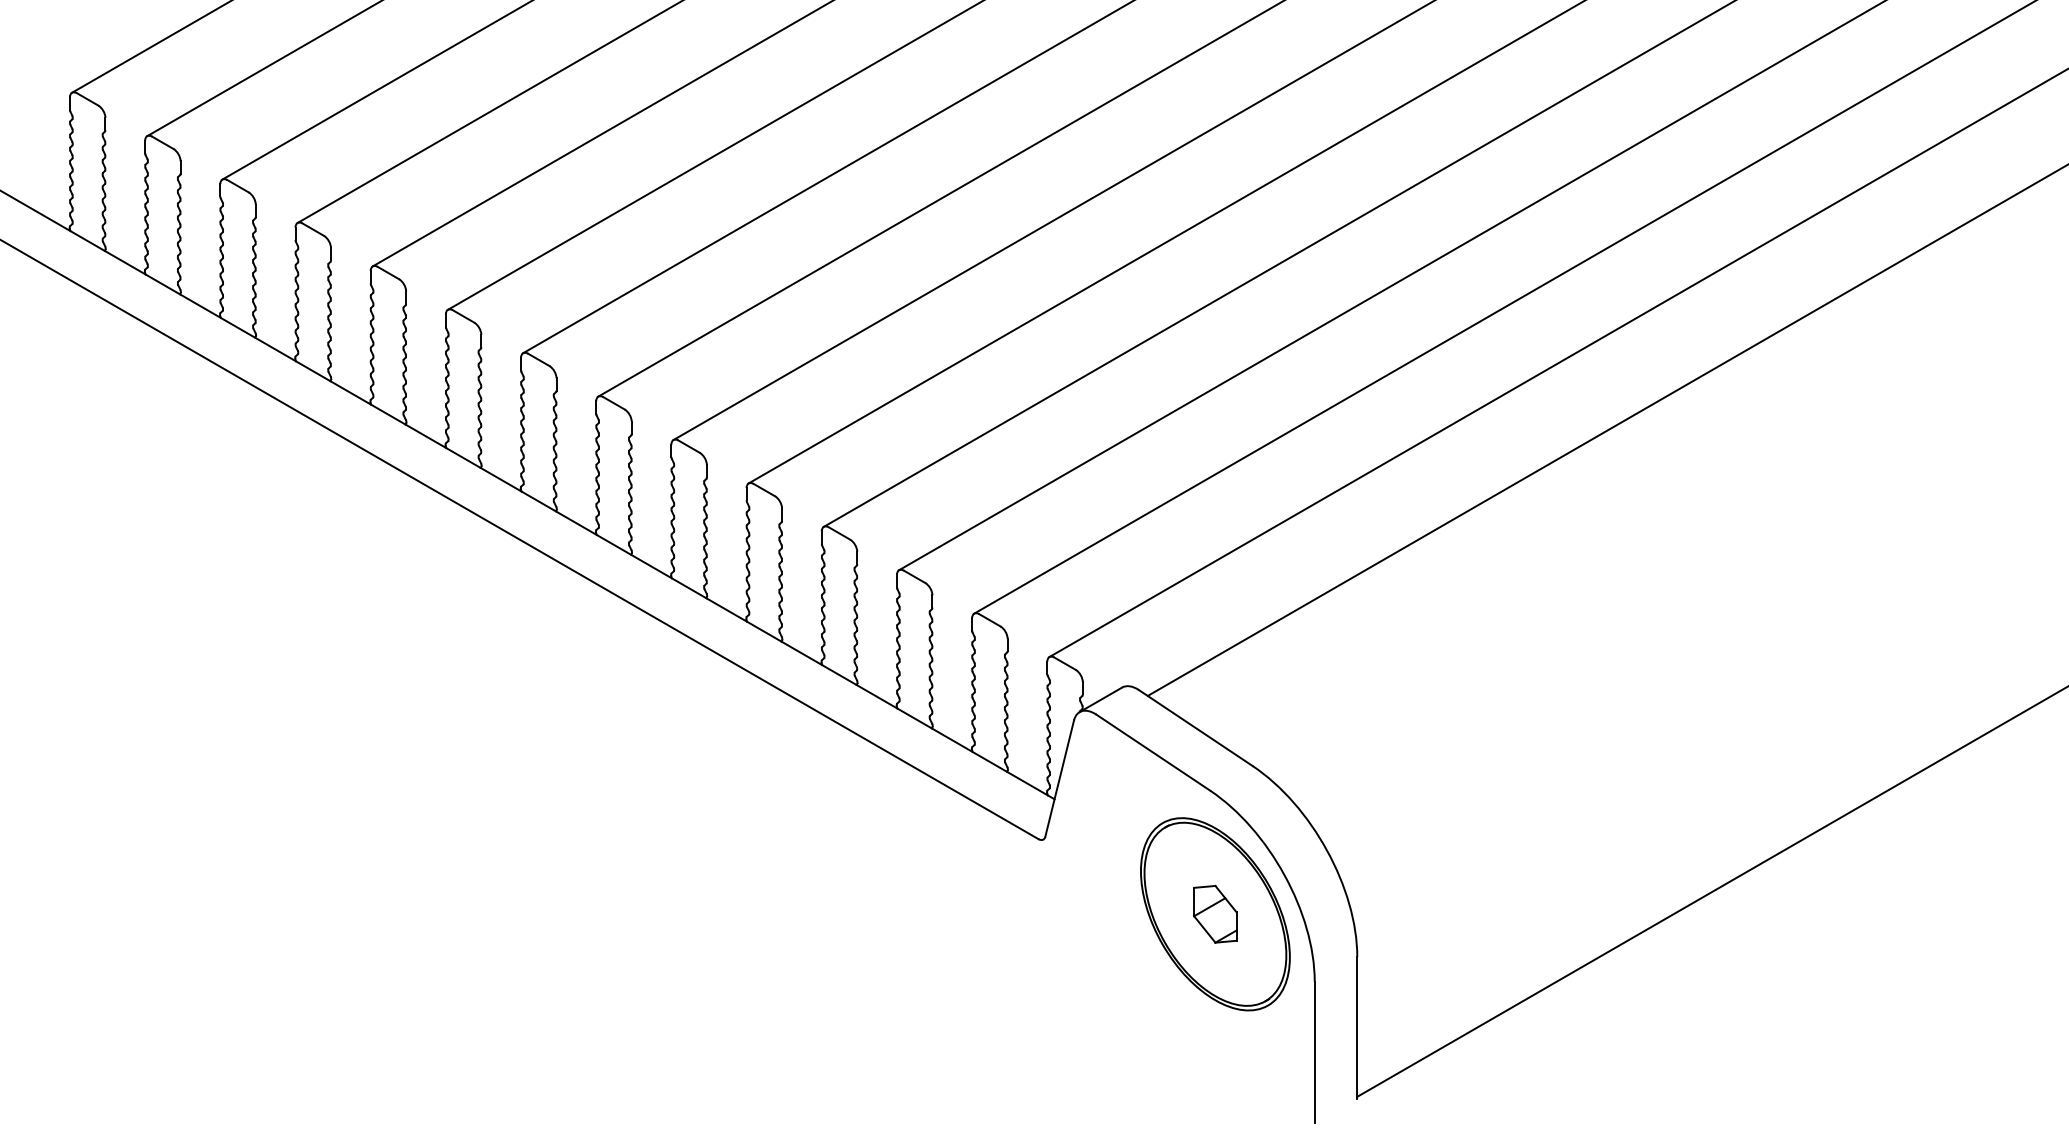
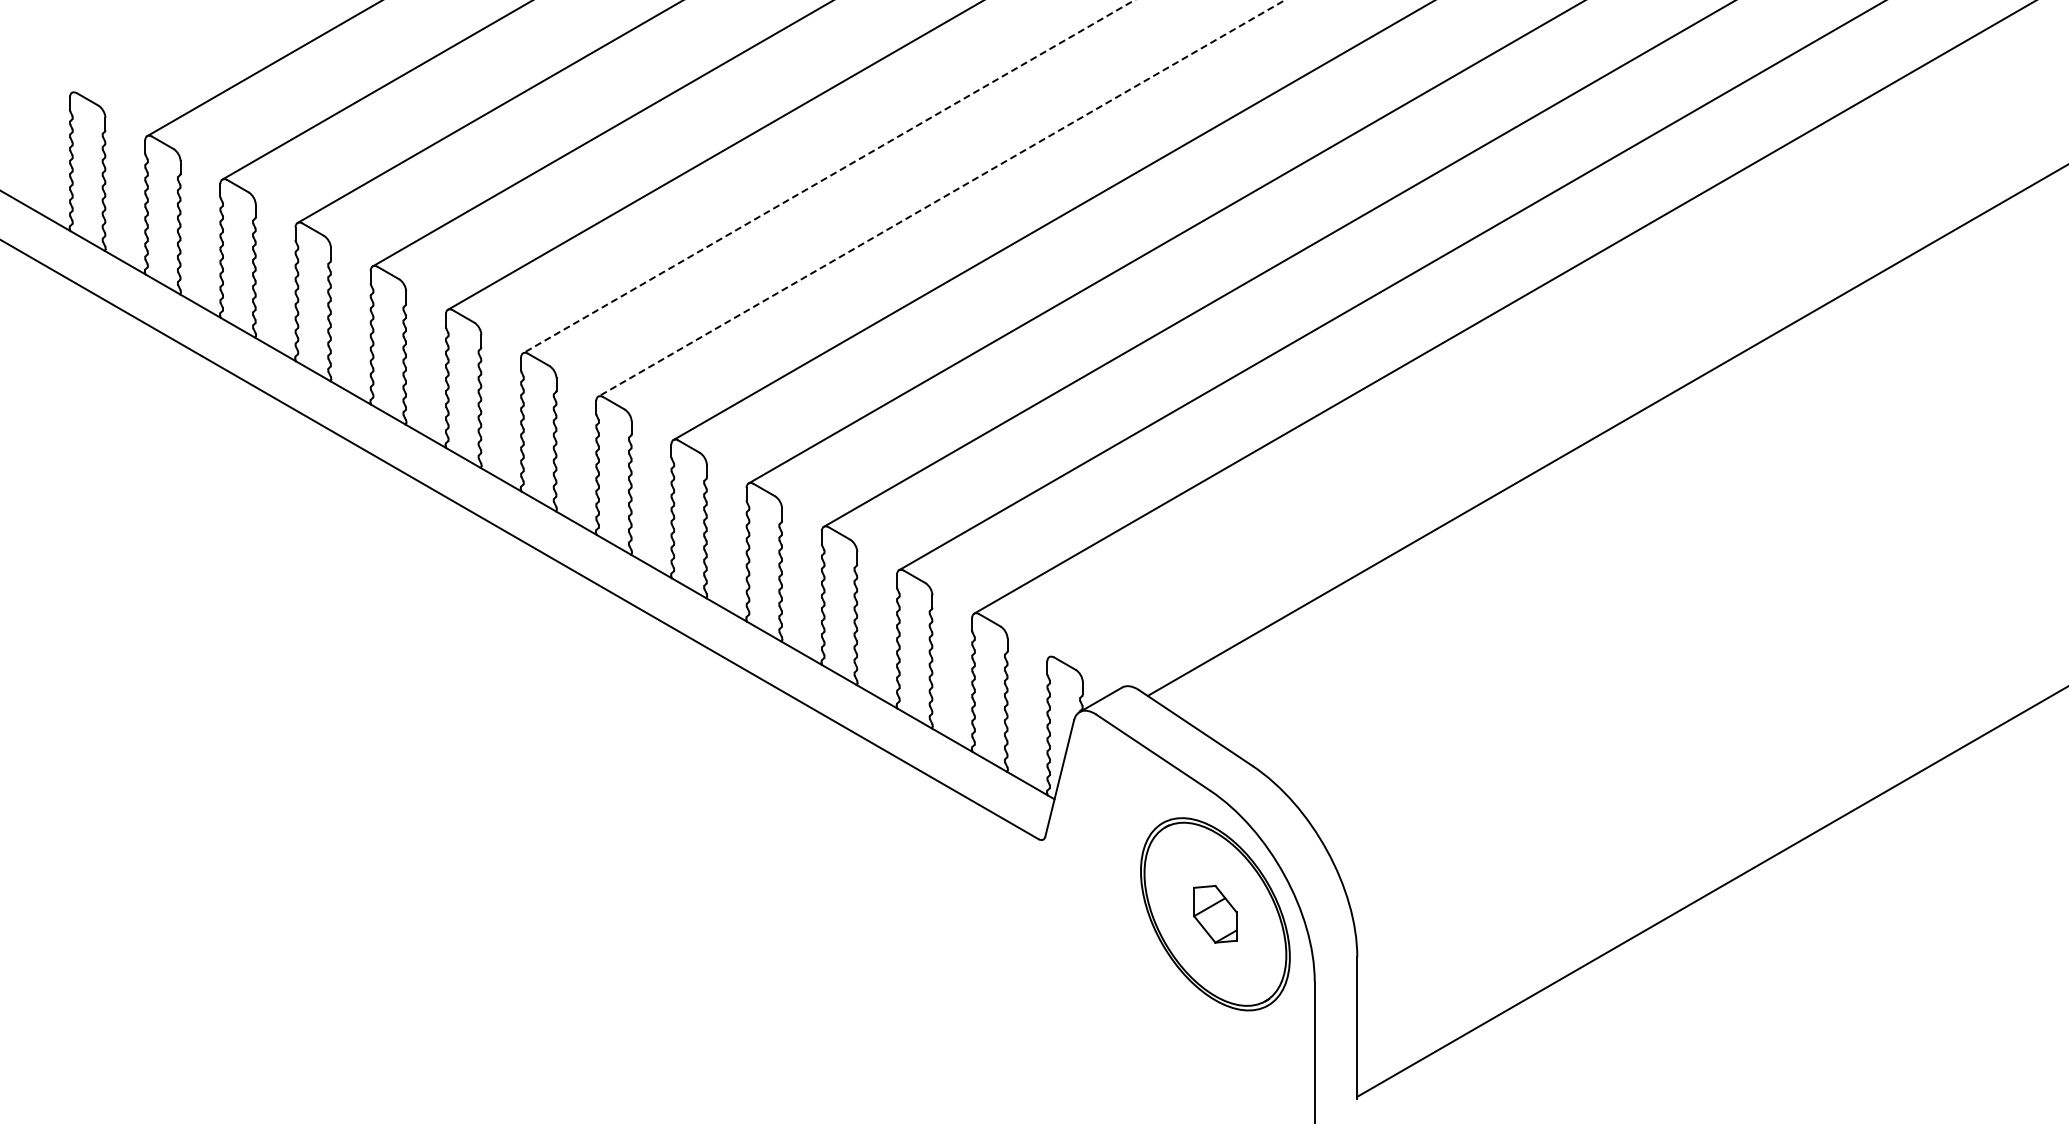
line: present -> none (150, 47)
line: solid -> dashed (828, 176)
line: solid -> dashed (941, 198)
line: present -> none (1557, 363)
